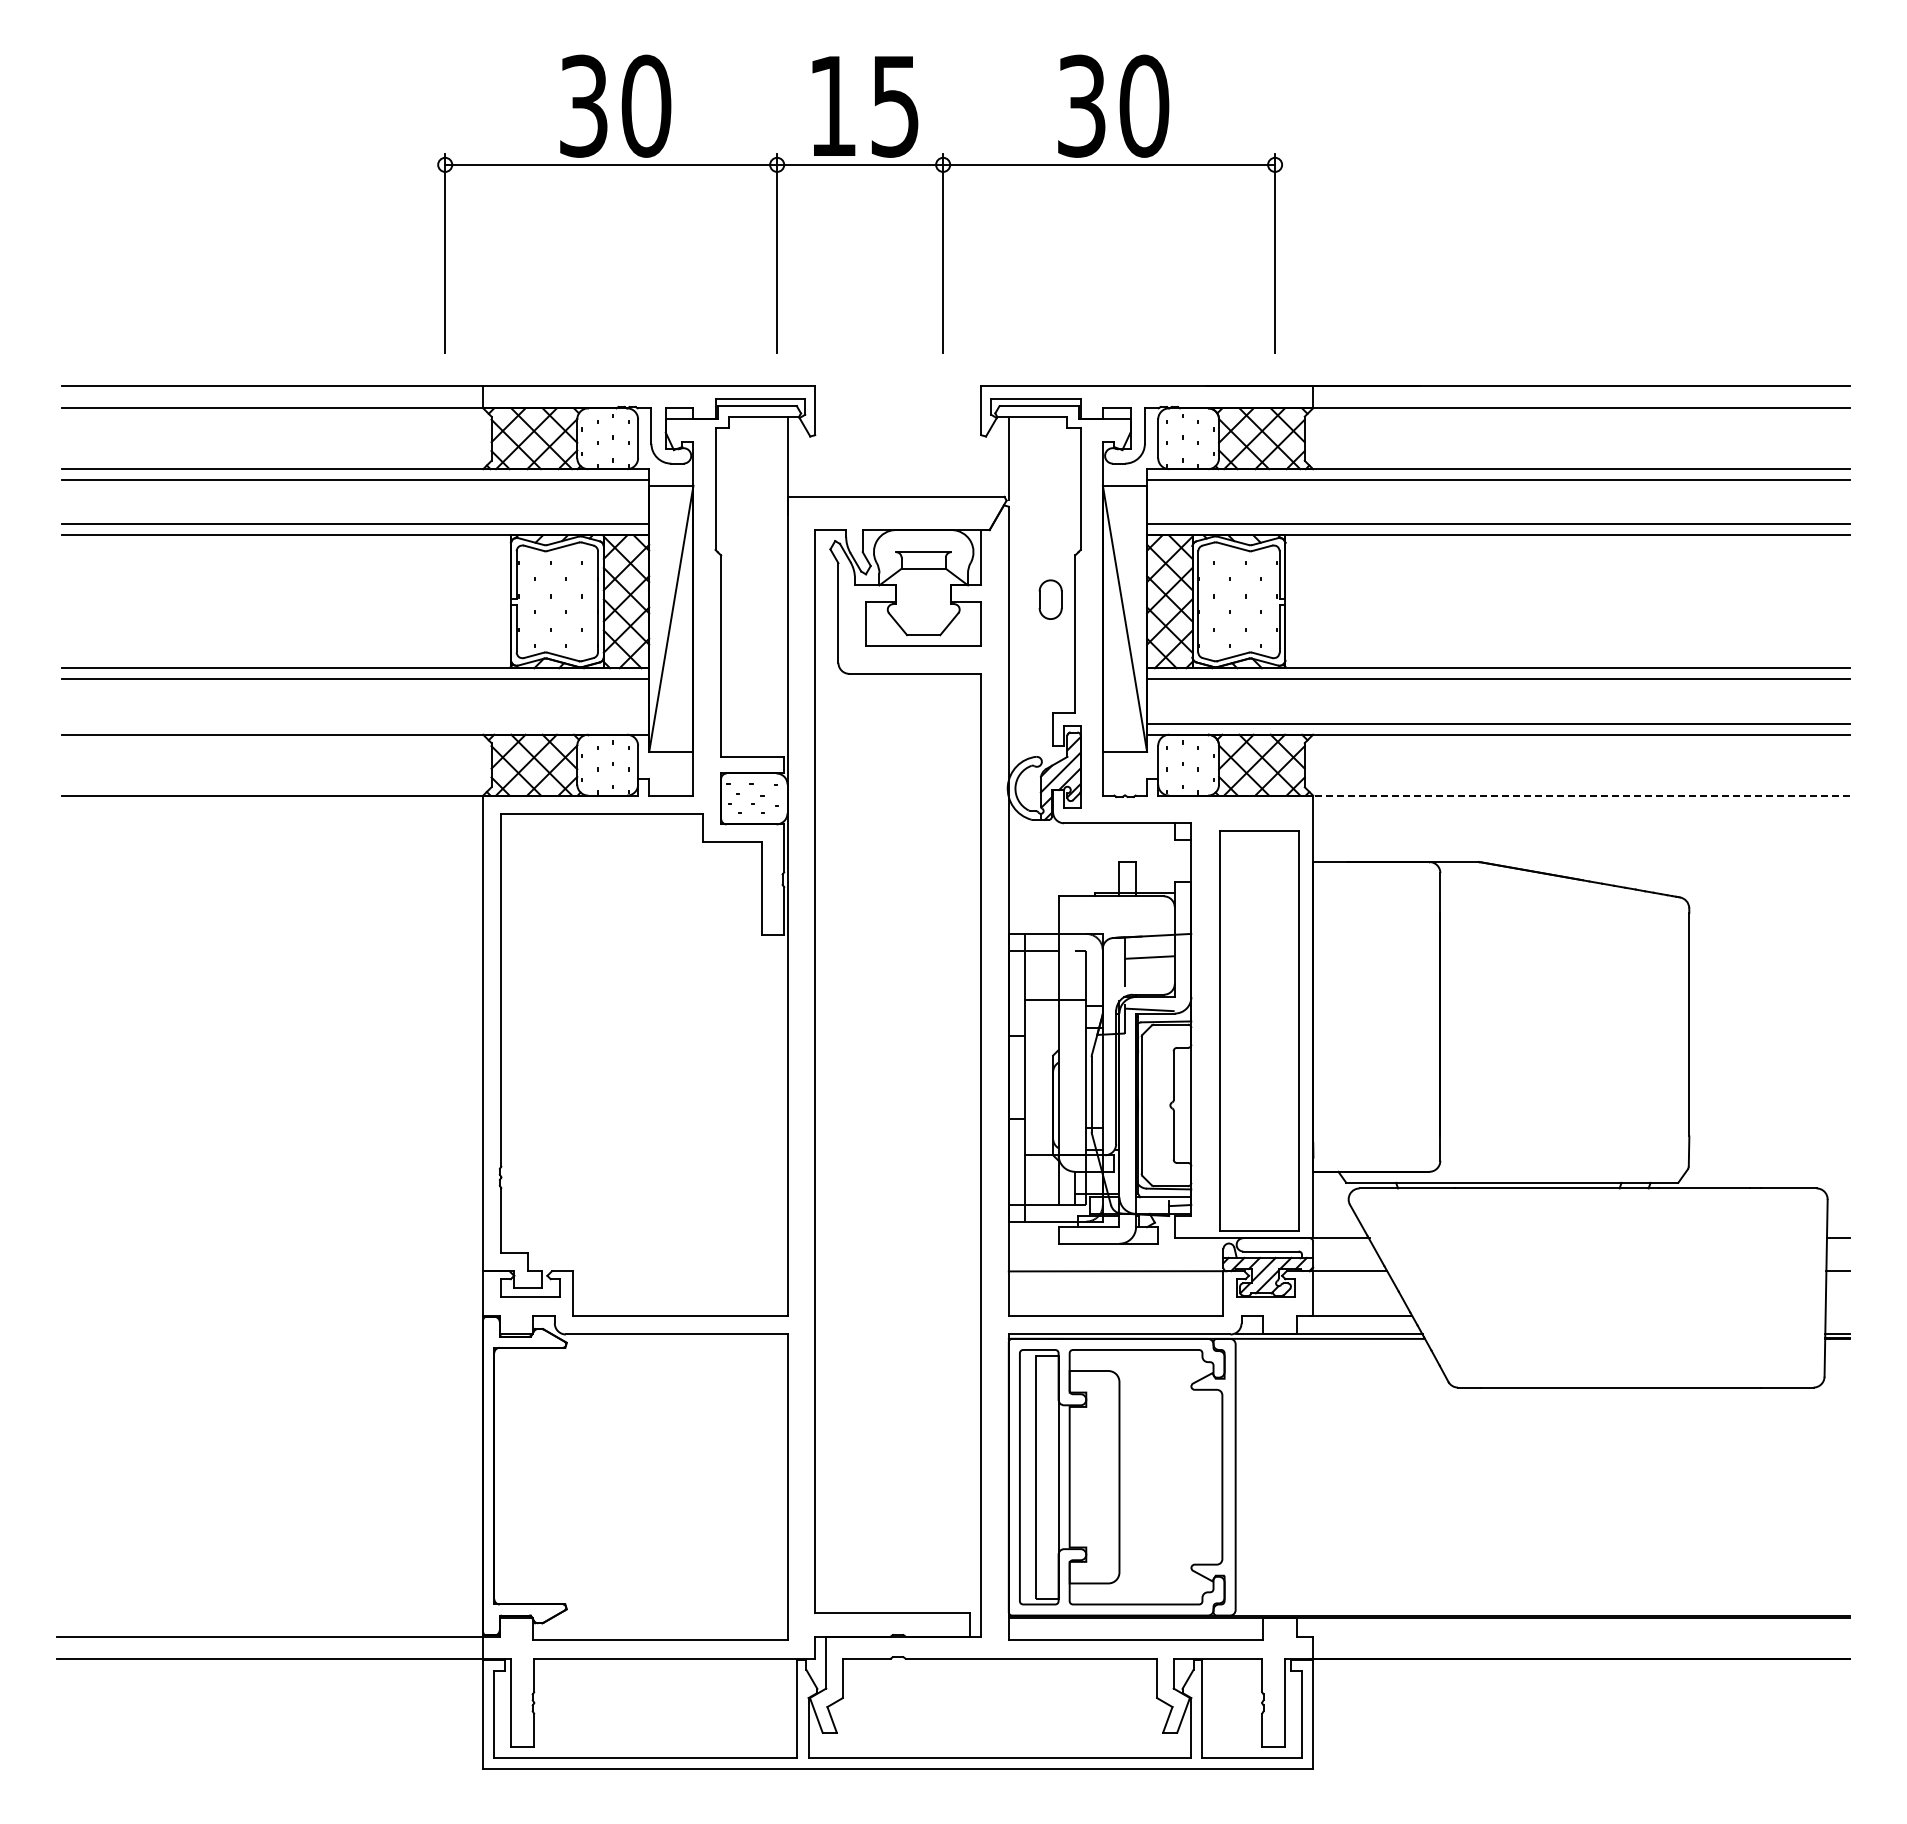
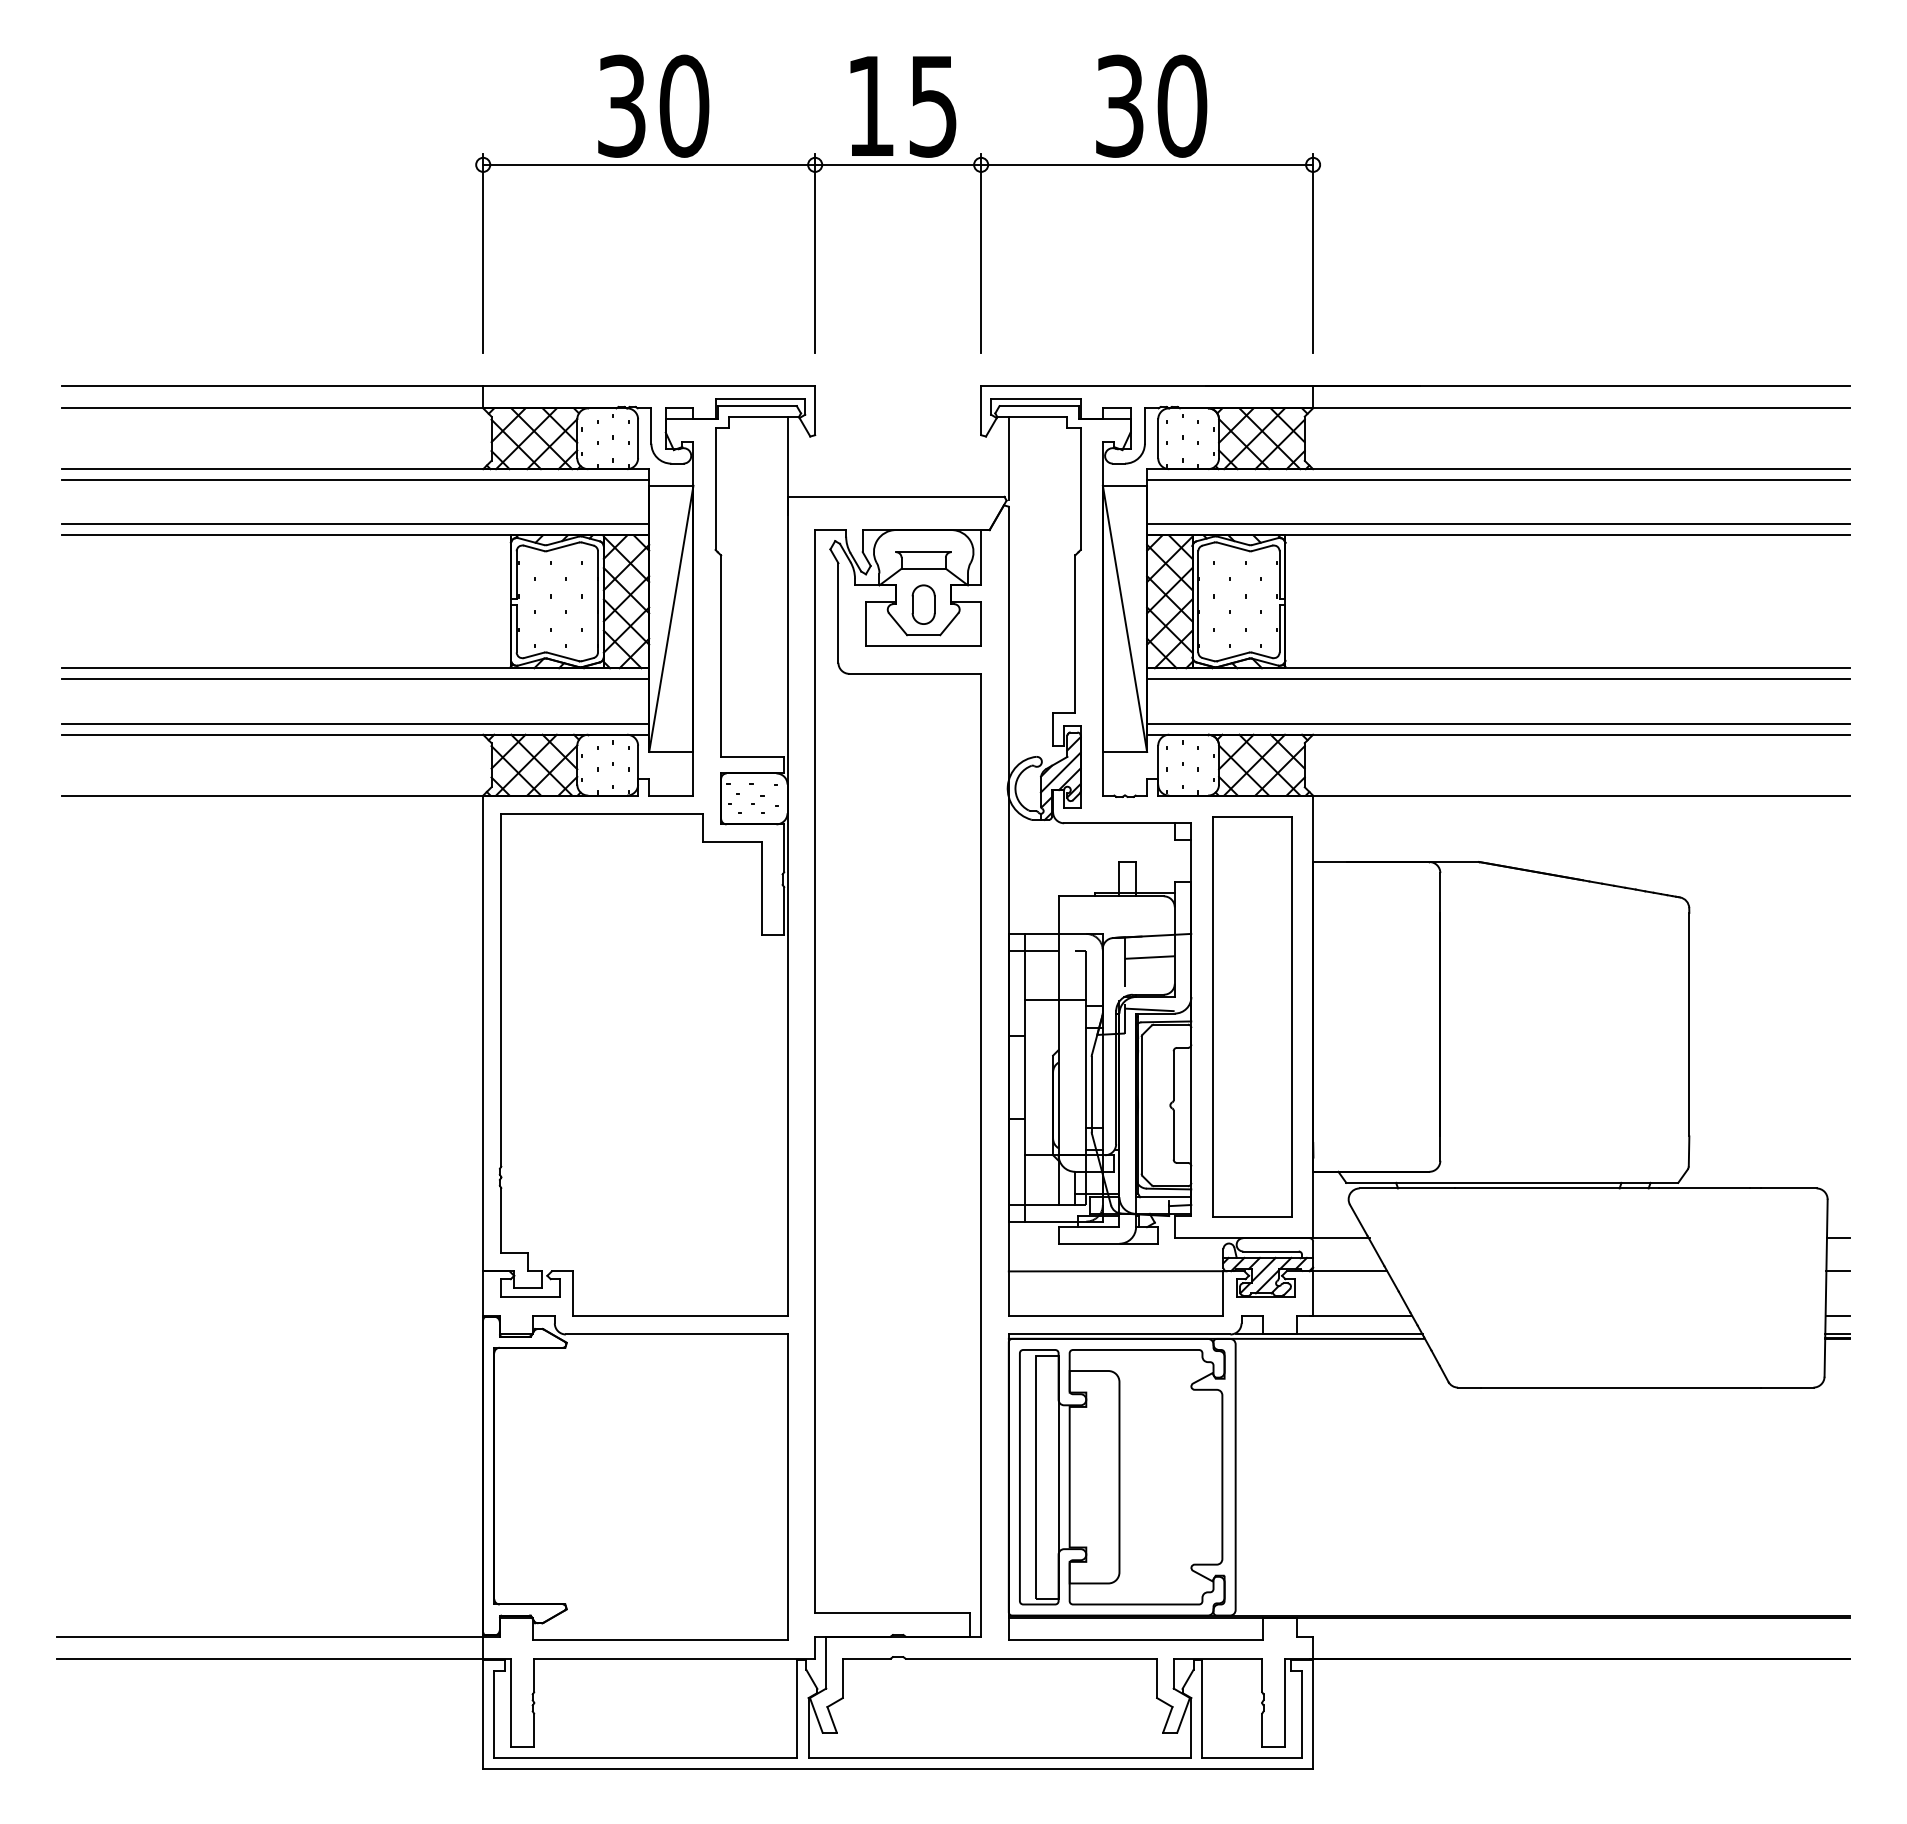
part position: (859, 165) -> (897, 165) (897, 165)
part position: (1050, 599) -> (923, 604) (923, 604)
line: none -> present (355, 723)
line: dashed -> solid (1579, 795)
part position: (1259, 1030) -> (1252, 1016) (1252, 1016)
line: none -> present (1837, 1315)
